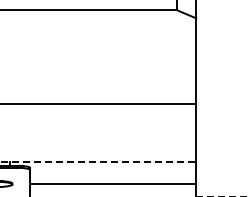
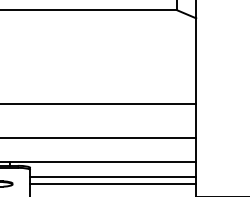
line: none -> present (99, 138)
line: dashed -> solid (98, 162)
line: none -> present (113, 177)
line: dashed -> solid (223, 196)
